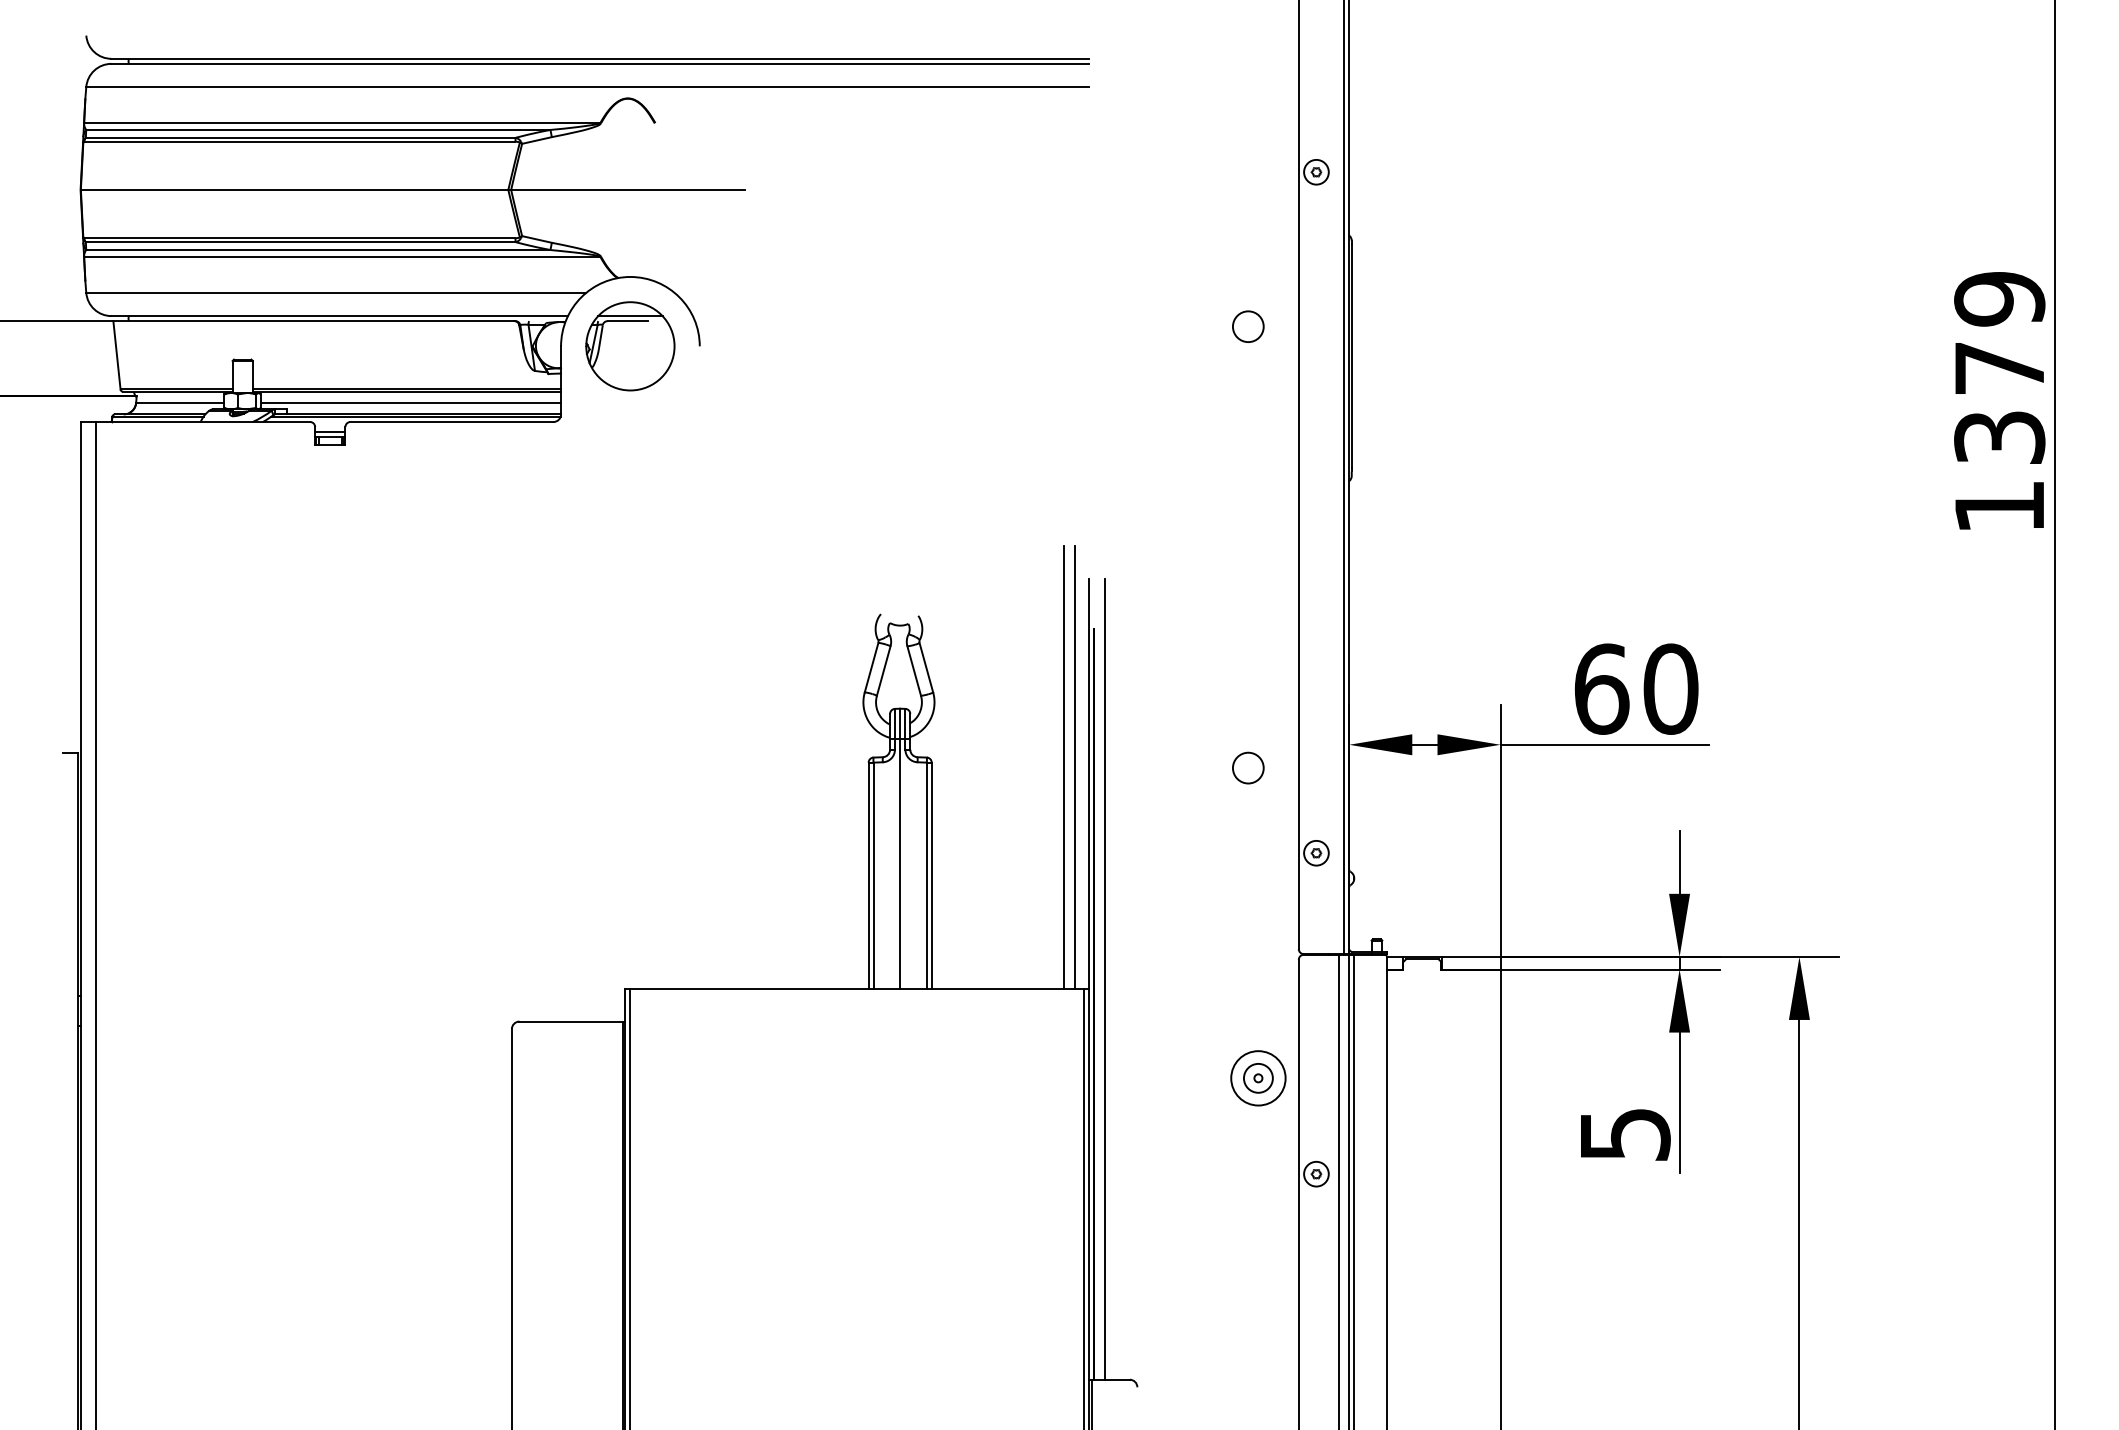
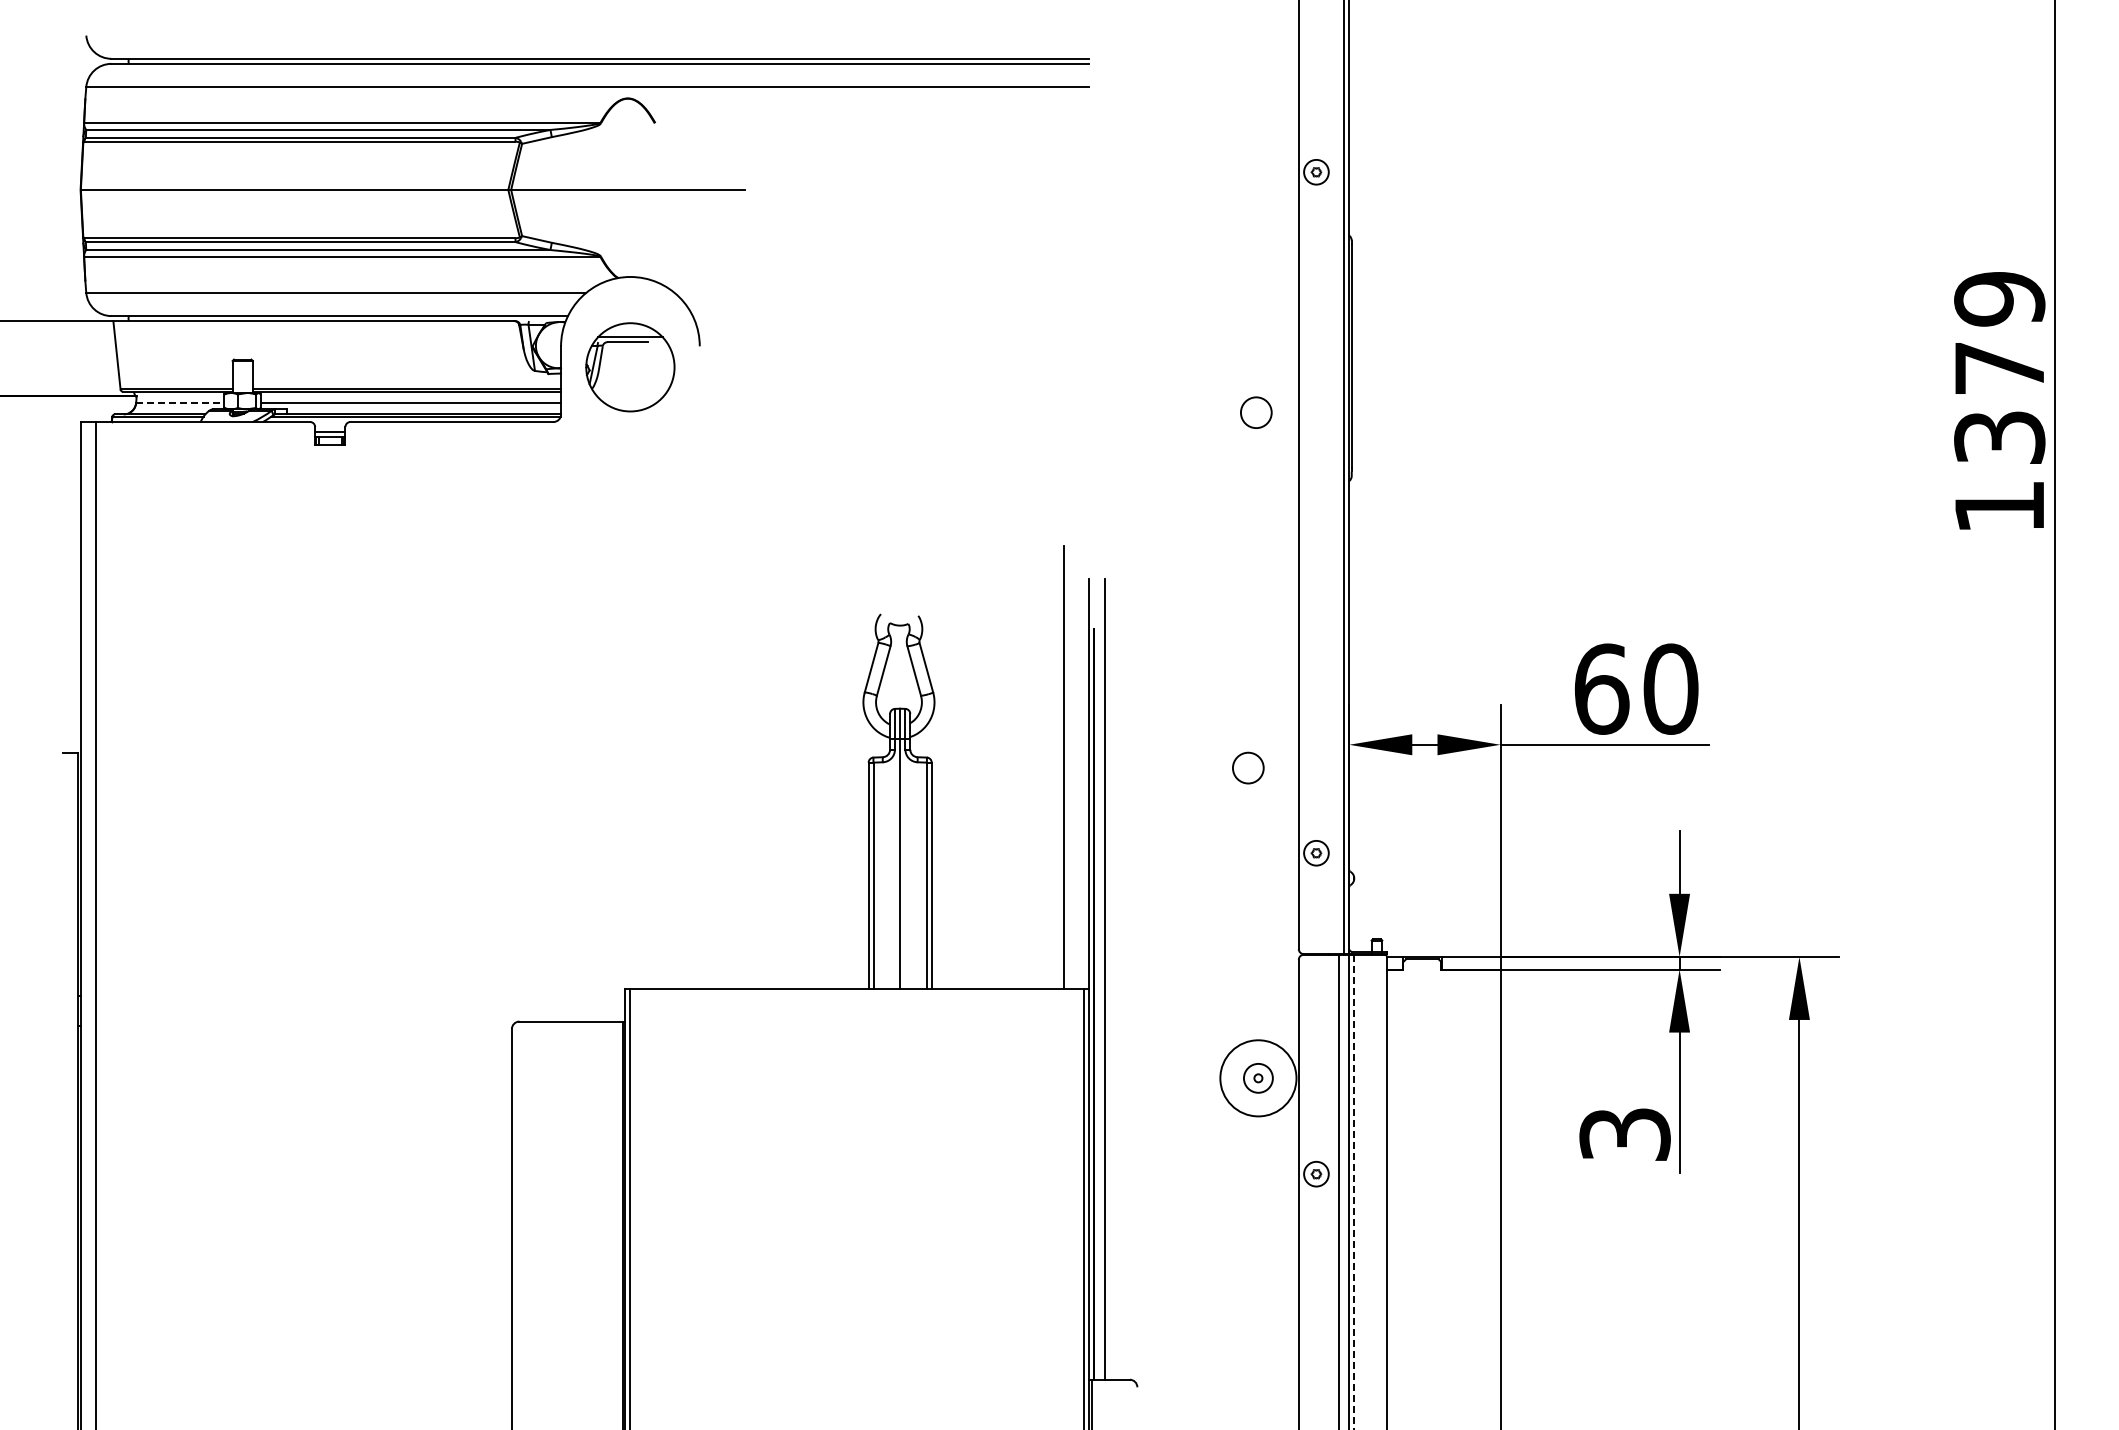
circle position: (1248, 326) -> (1256, 412) (1256, 412)
part position: (630, 346) -> (630, 367) (630, 367)
line: solid -> dashed (180, 402)
line: present -> none (1075, 767)
circle diameter: 54 px -> 76 px (1258, 1078)
text: 5 -> 3 (1624, 1134)
line: solid -> dashed (1354, 1191)
